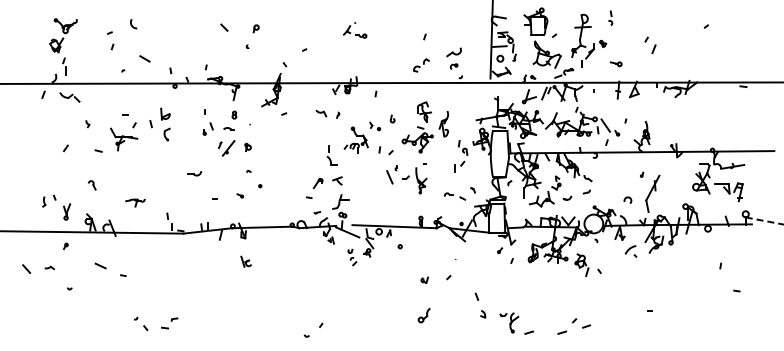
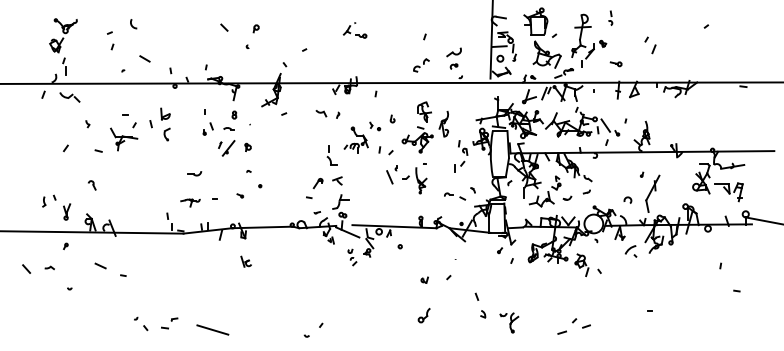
part position: (135, 202) -> (190, 202) (190, 202)
line: dashed -> solid (765, 221)
line: none -> present (212, 329)
line: present -> none (528, 332)
